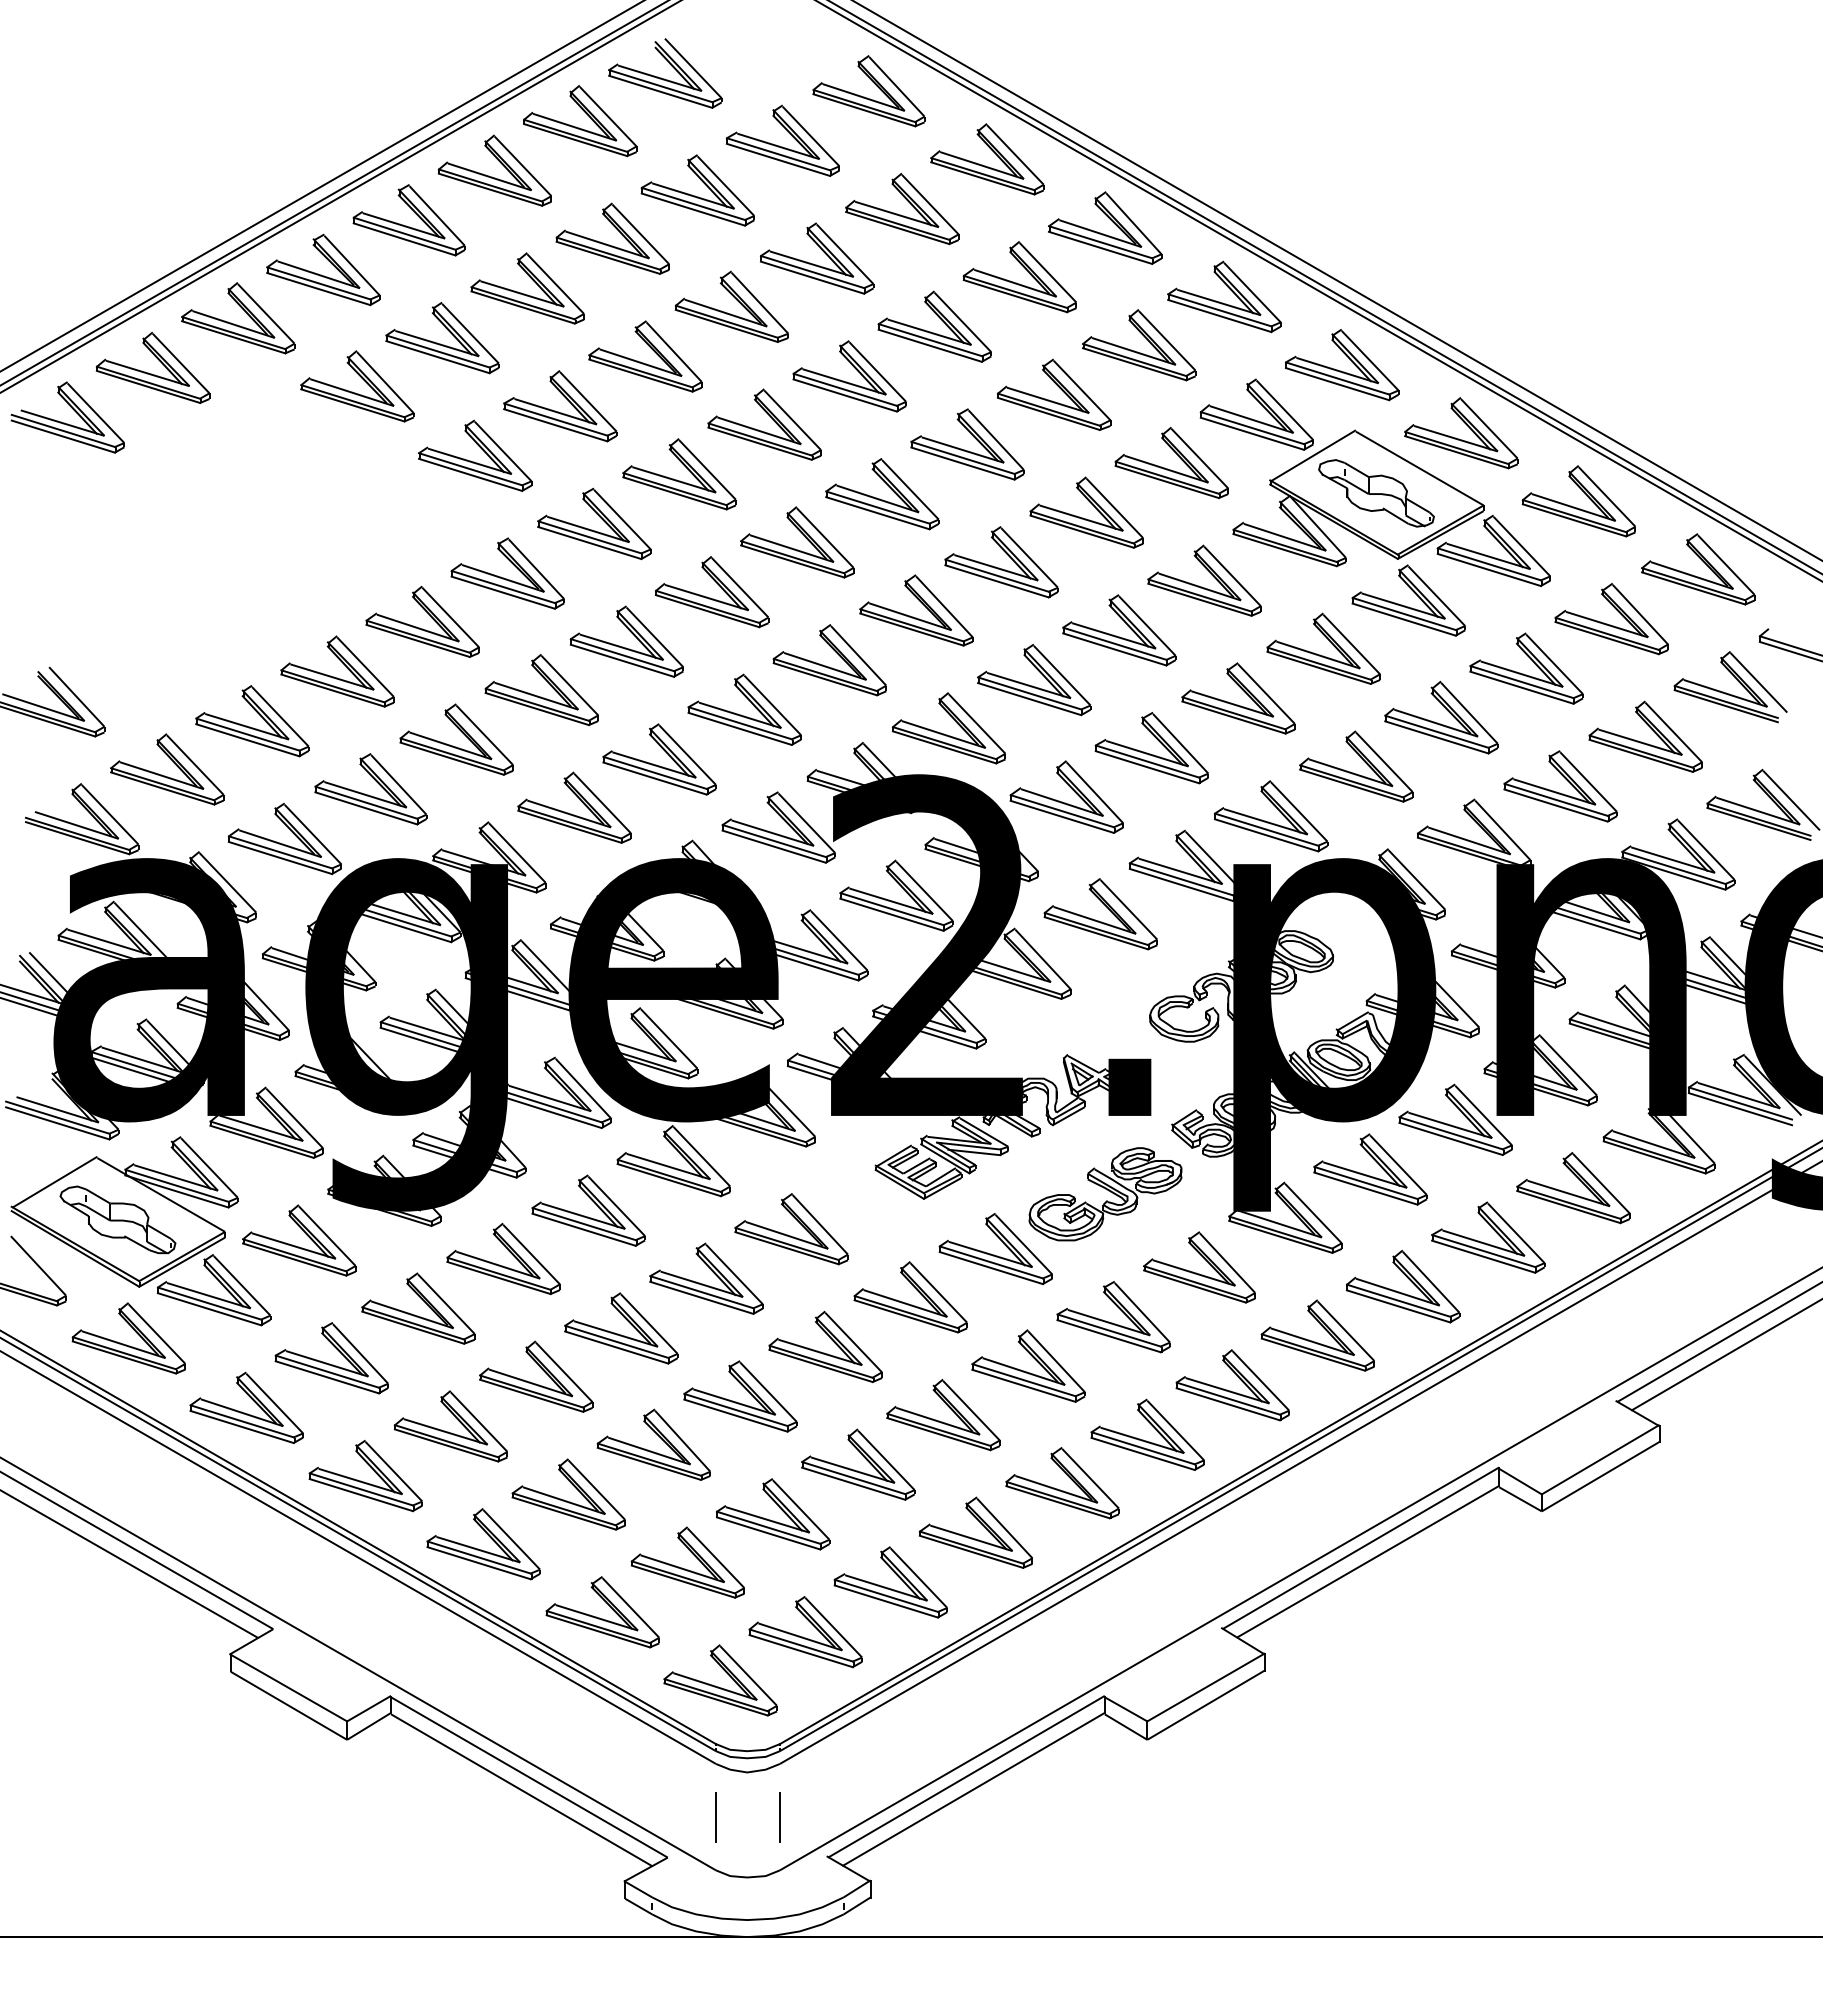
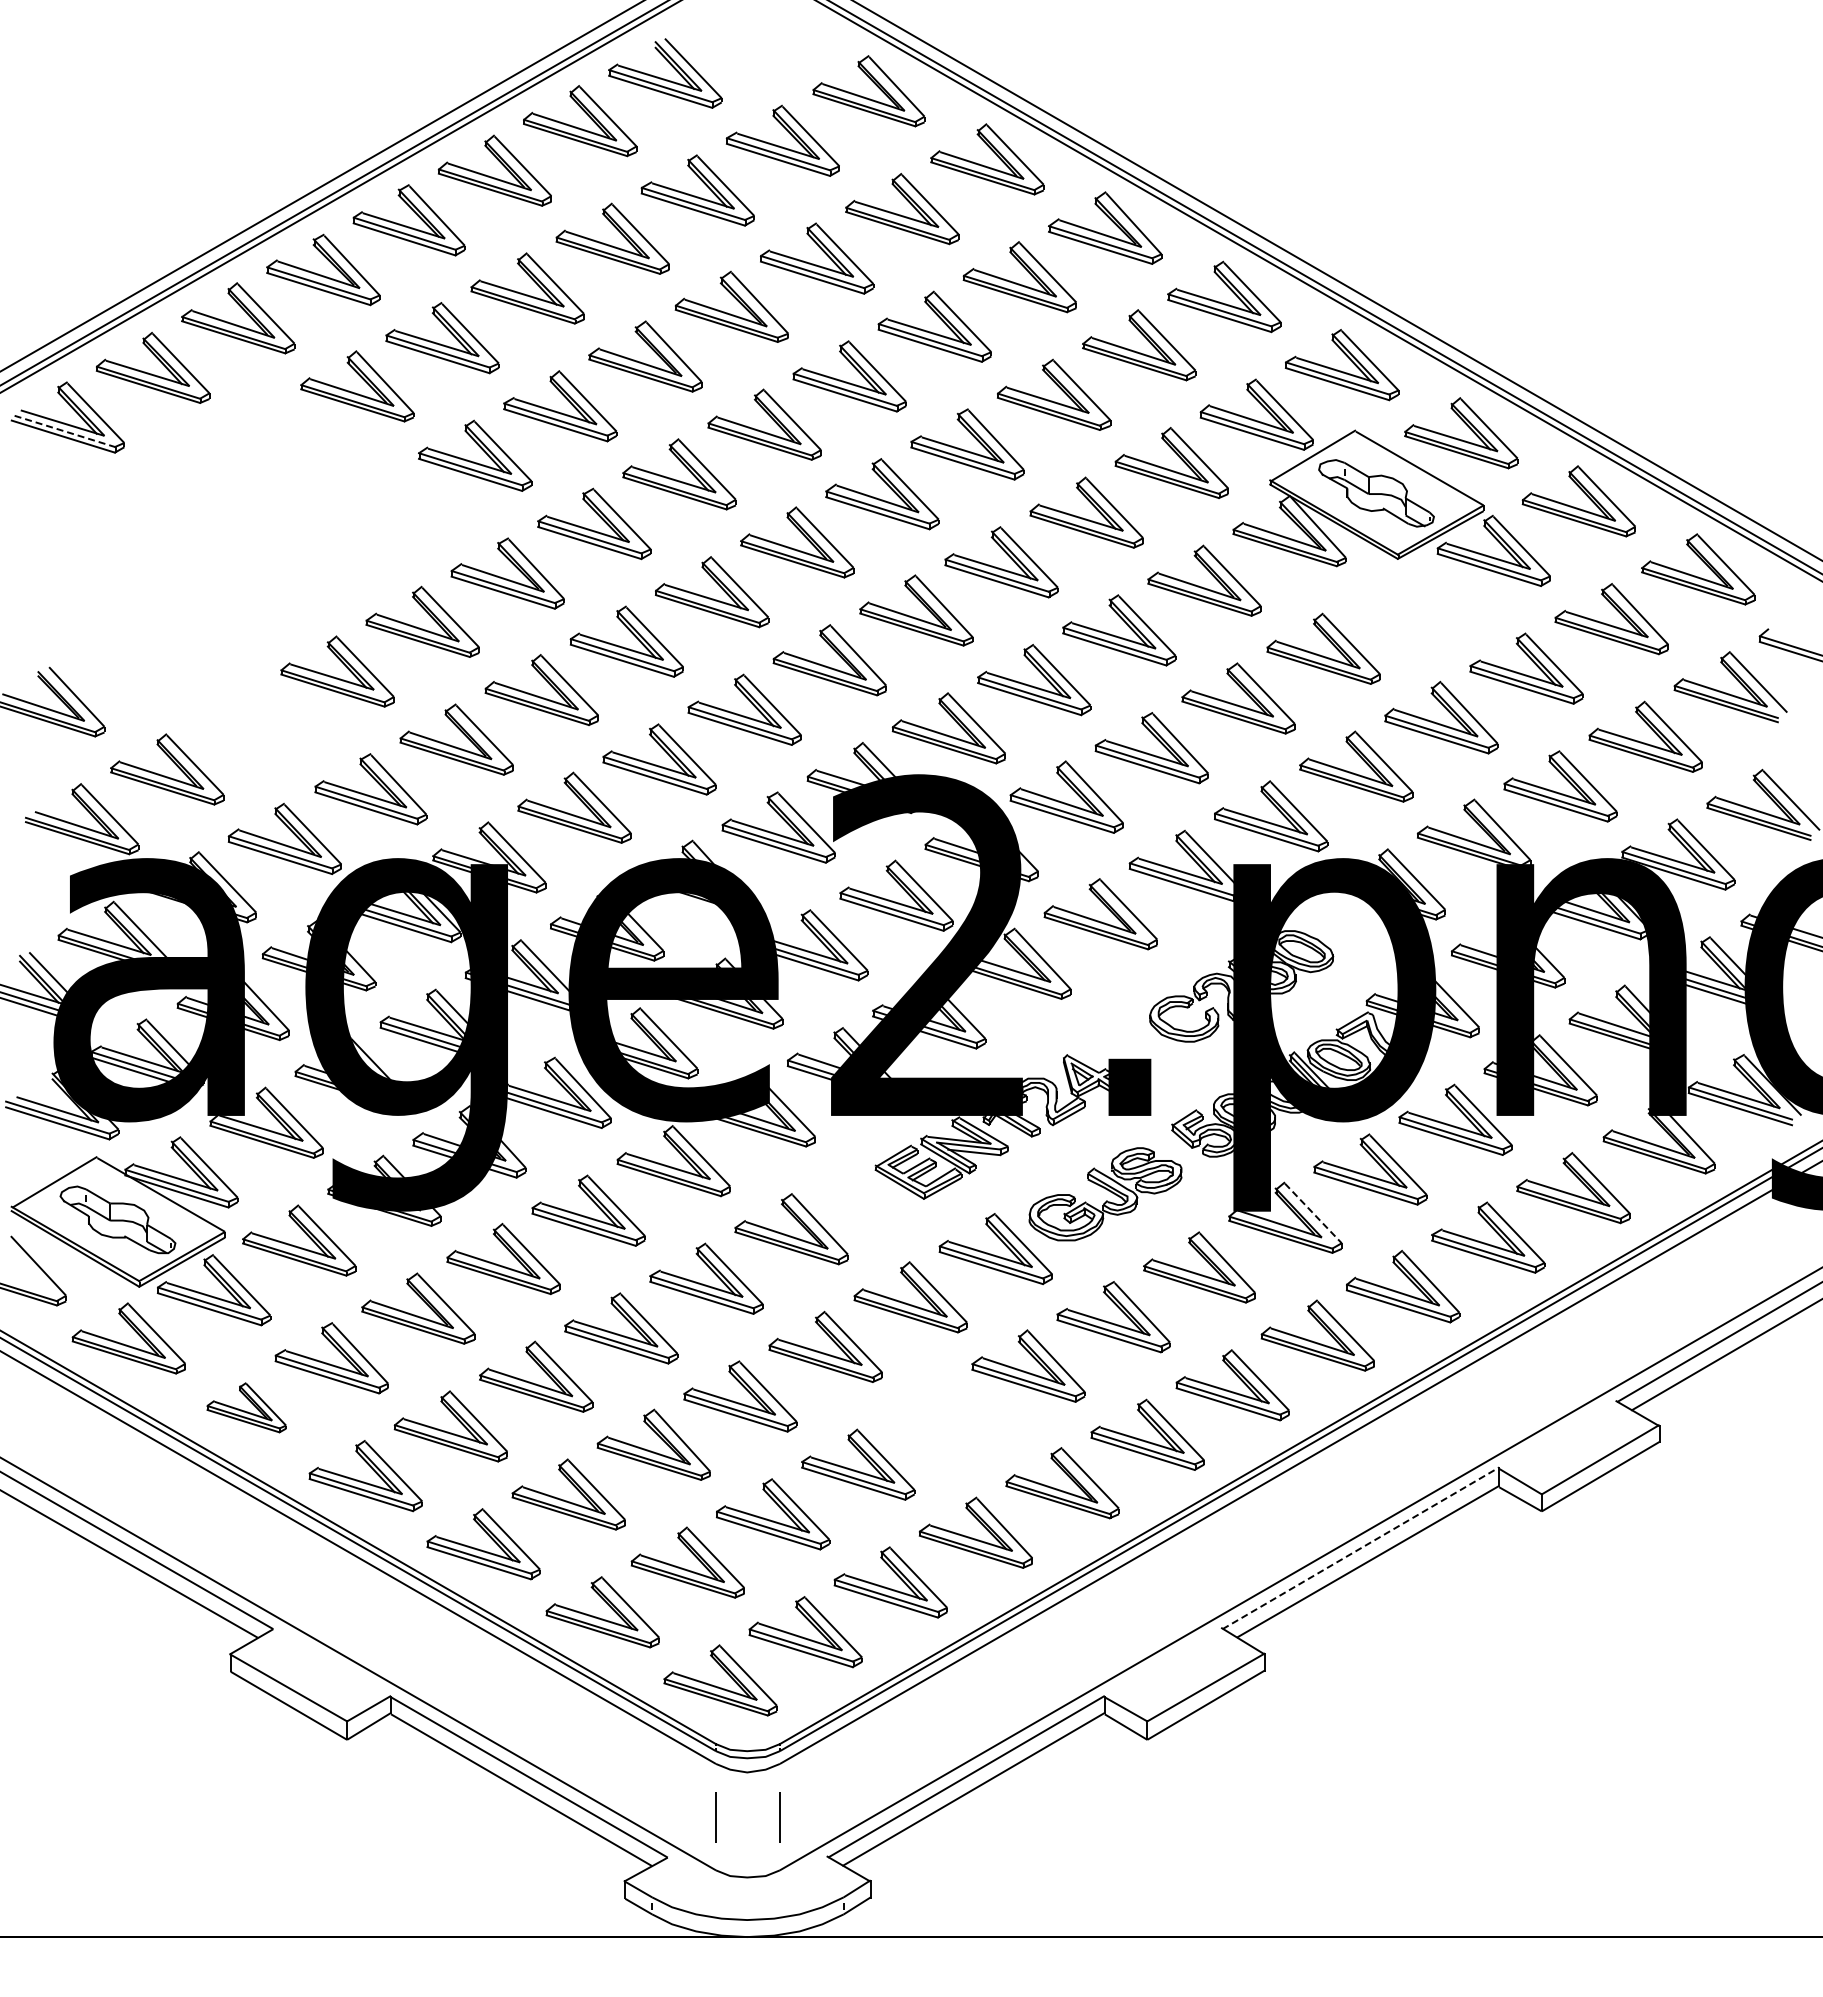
line: solid -> dashed (63, 430)
part: present -> none (1408, 600)
part: present -> none (252, 721)
line: solid -> dashed (1313, 1213)
part size: 115x73 px -> 81x52 px (246, 1407)
part: present -> none (942, 1421)
line: solid -> dashed (1361, 1548)
